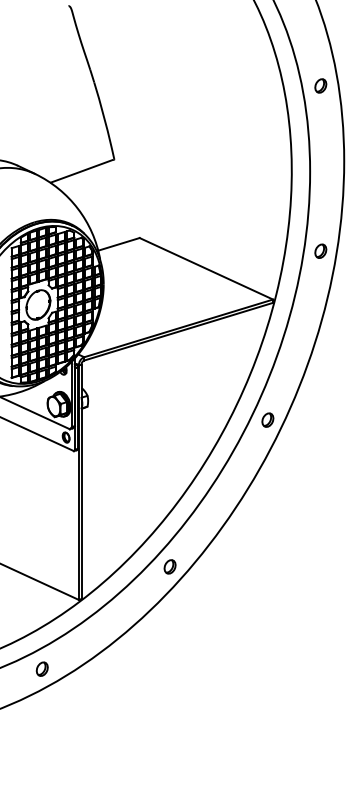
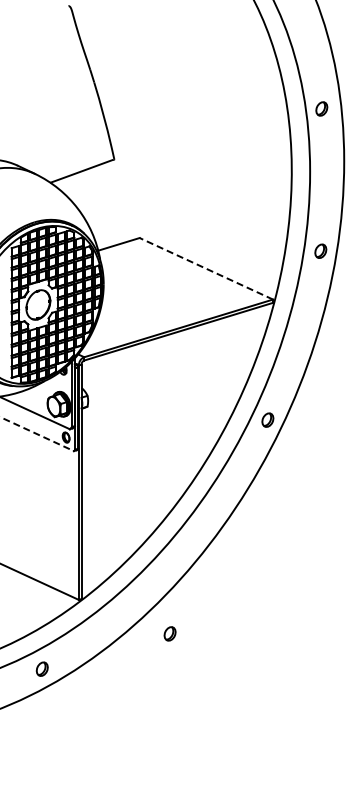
part position: (320, 85) -> (321, 108) (321, 108)
line: solid -> dashed (205, 268)
line: solid -> dashed (37, 434)
part position: (169, 566) -> (169, 633) (169, 633)
